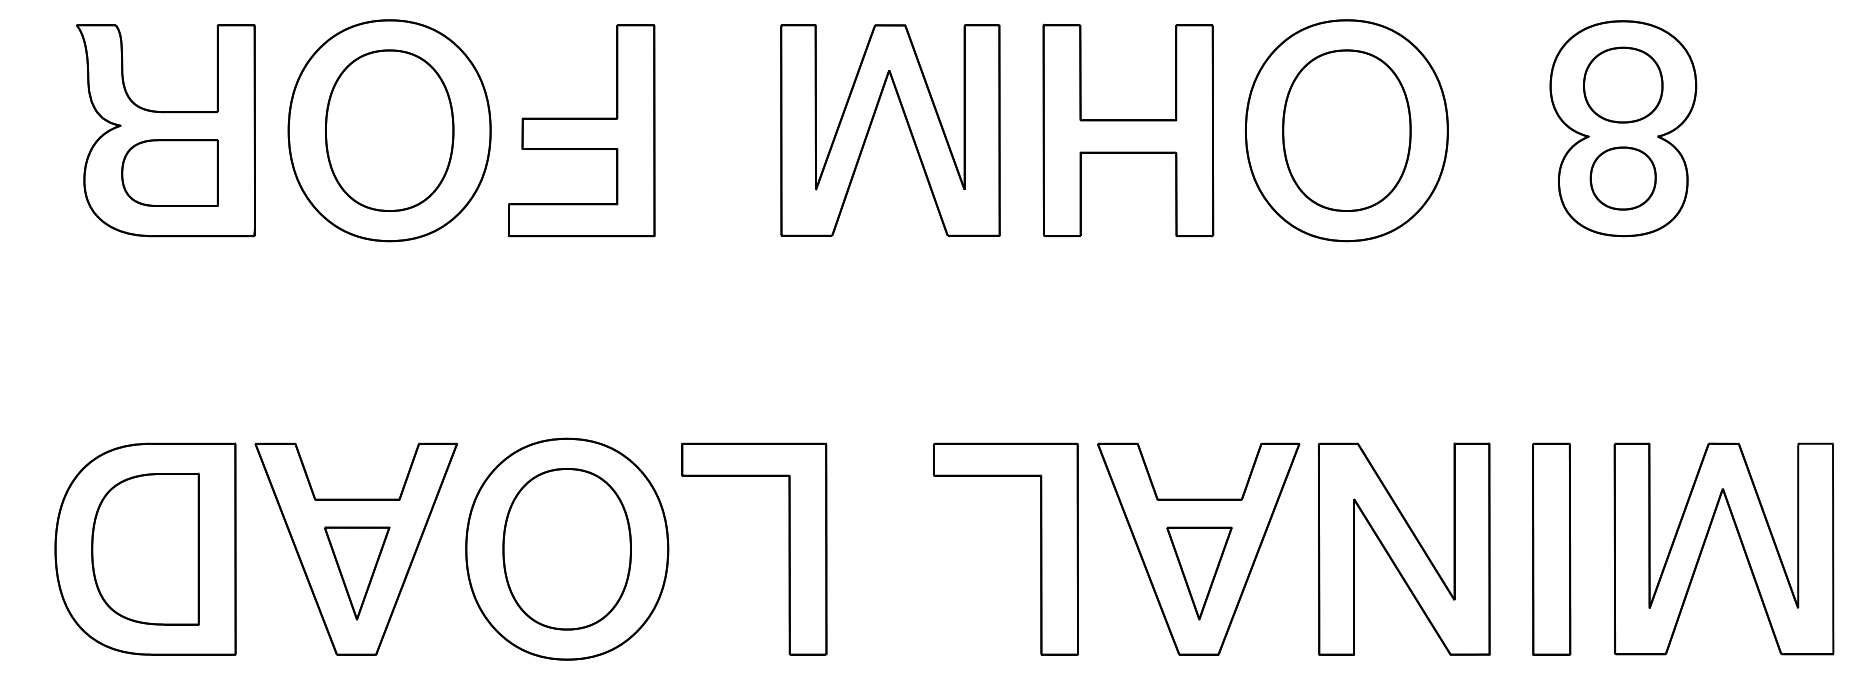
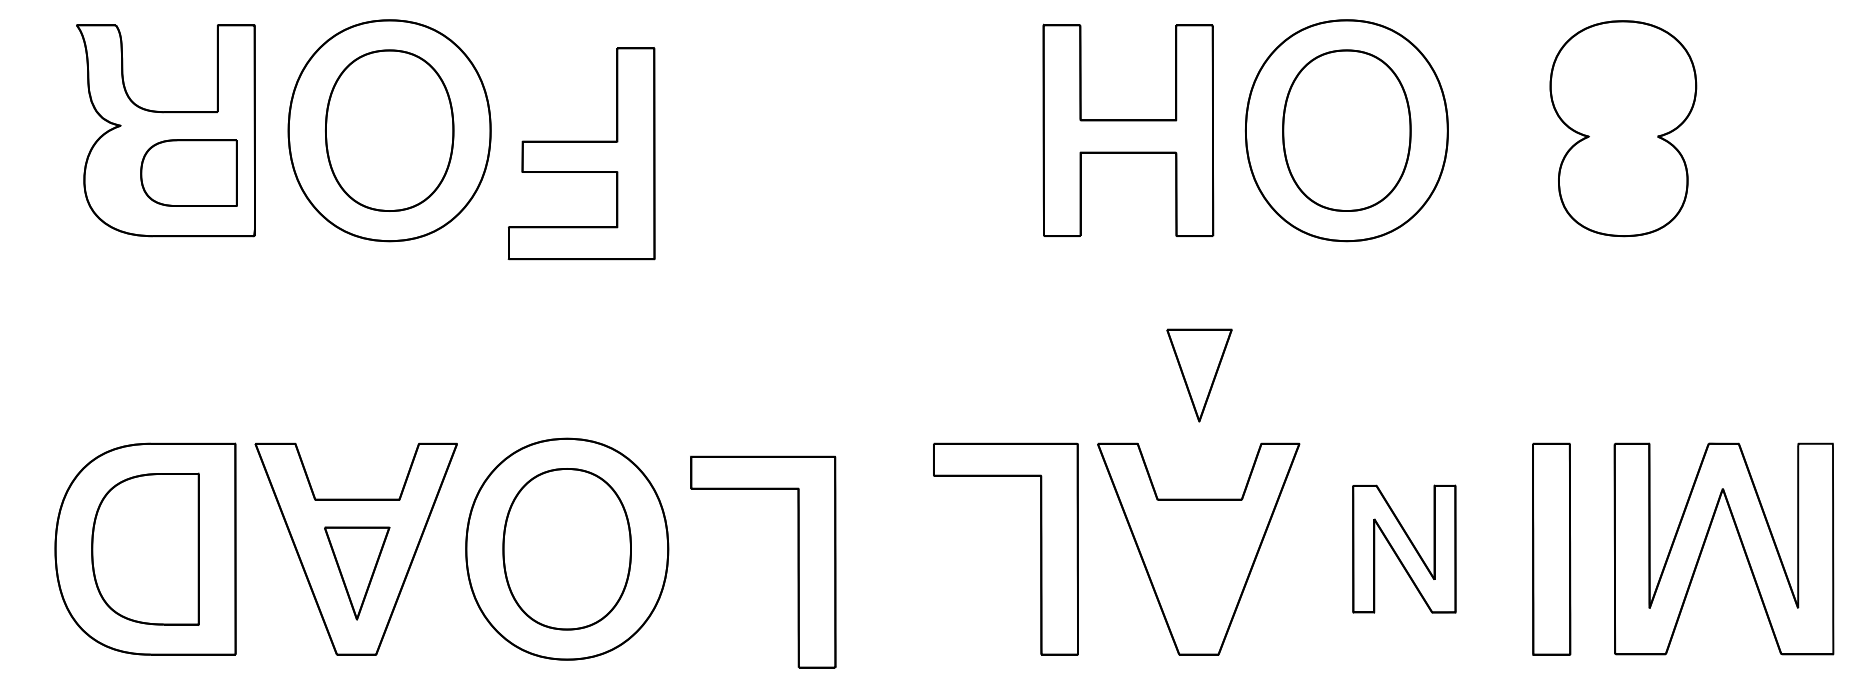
part: present -> none (1623, 84)
part: present -> none (907, 125)
part position: (581, 130) -> (581, 153) (581, 153)
part position: (169, 172) -> (188, 172) (188, 172)
part: present -> none (1622, 178)
part position: (788, 548) -> (797, 561) (797, 561)
part size: 173x214 px -> 105x130 px (1404, 548)
part position: (1199, 573) -> (1199, 375) (1199, 375)
